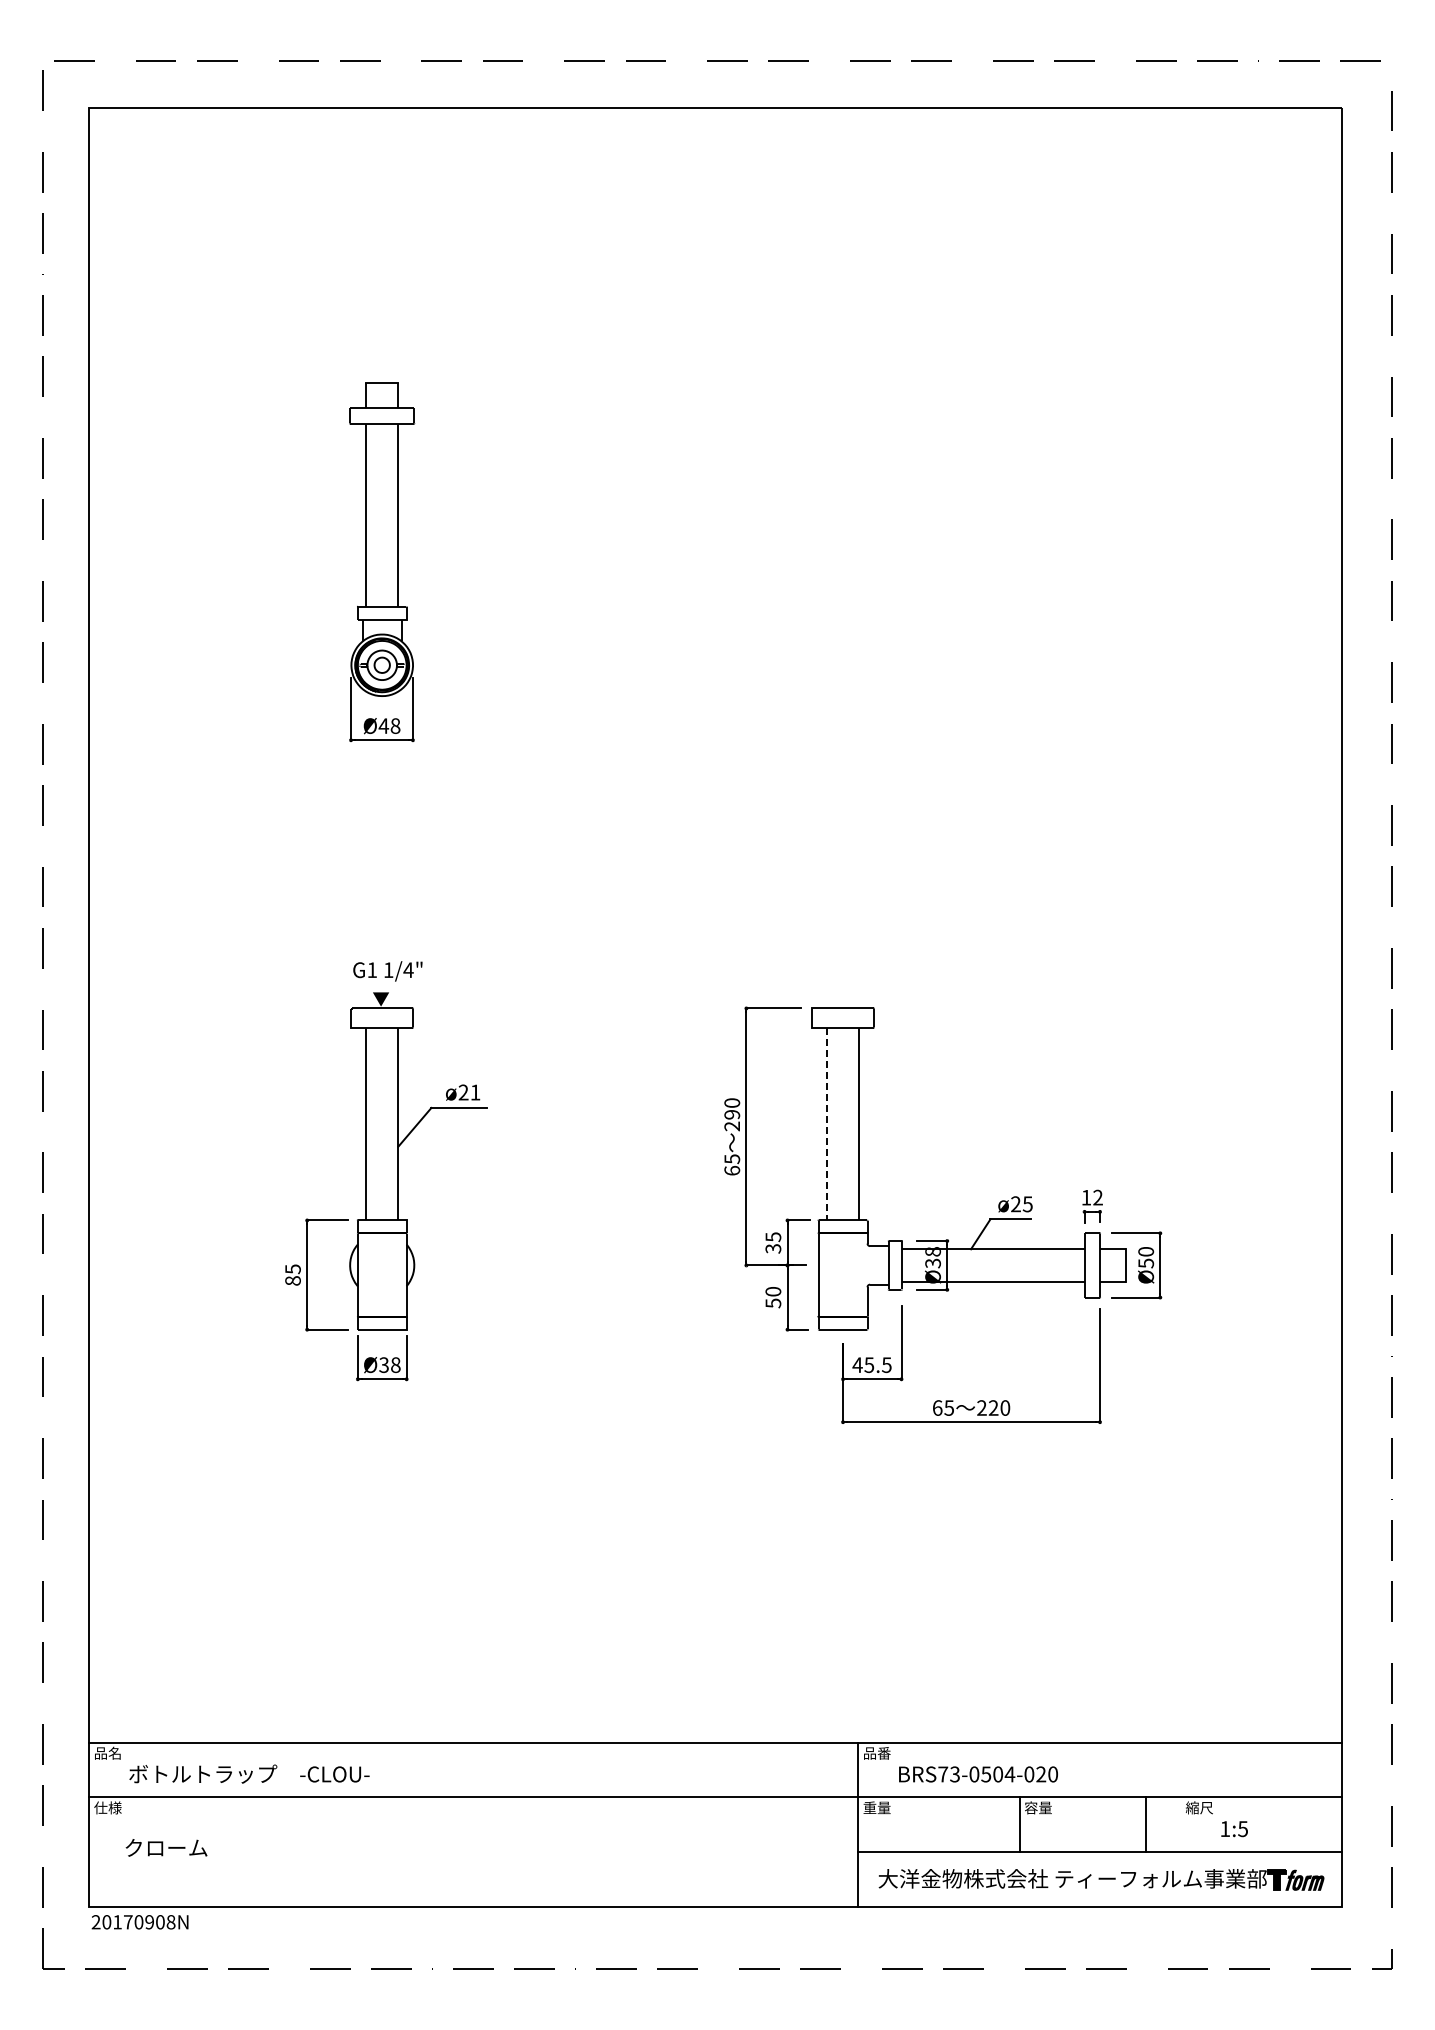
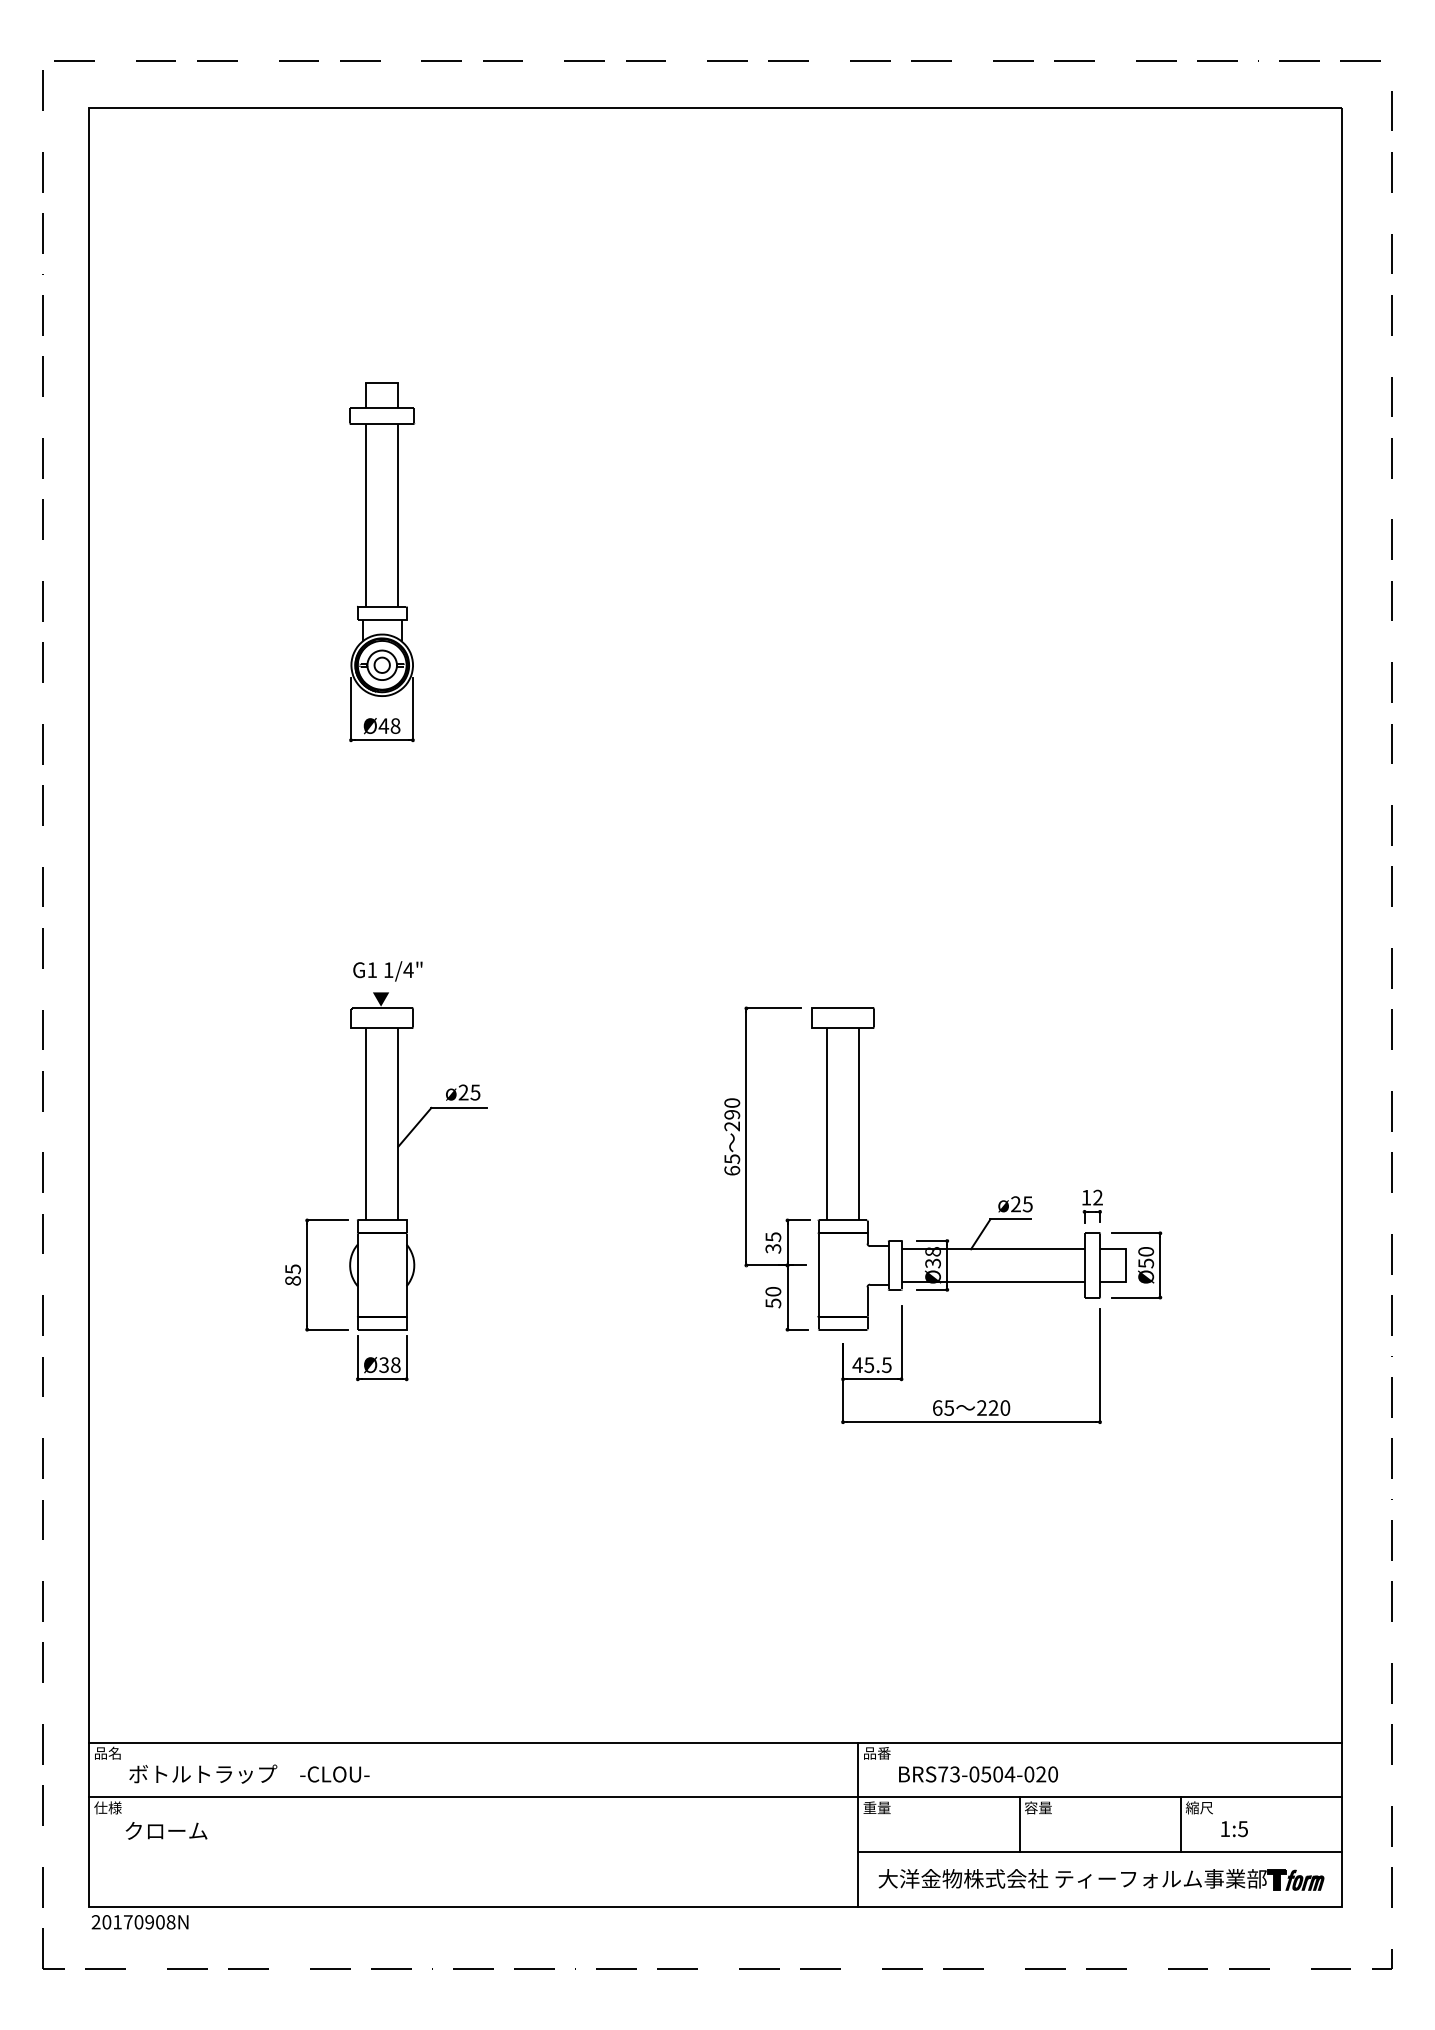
text: ø21 -> ø25 (475, 1092)
line: dashed -> solid (827, 1124)
line position: (1145, 1824) -> (1180, 1824) (1180, 1824)
text position: (166, 1847) -> (166, 1830) (166, 1830)
